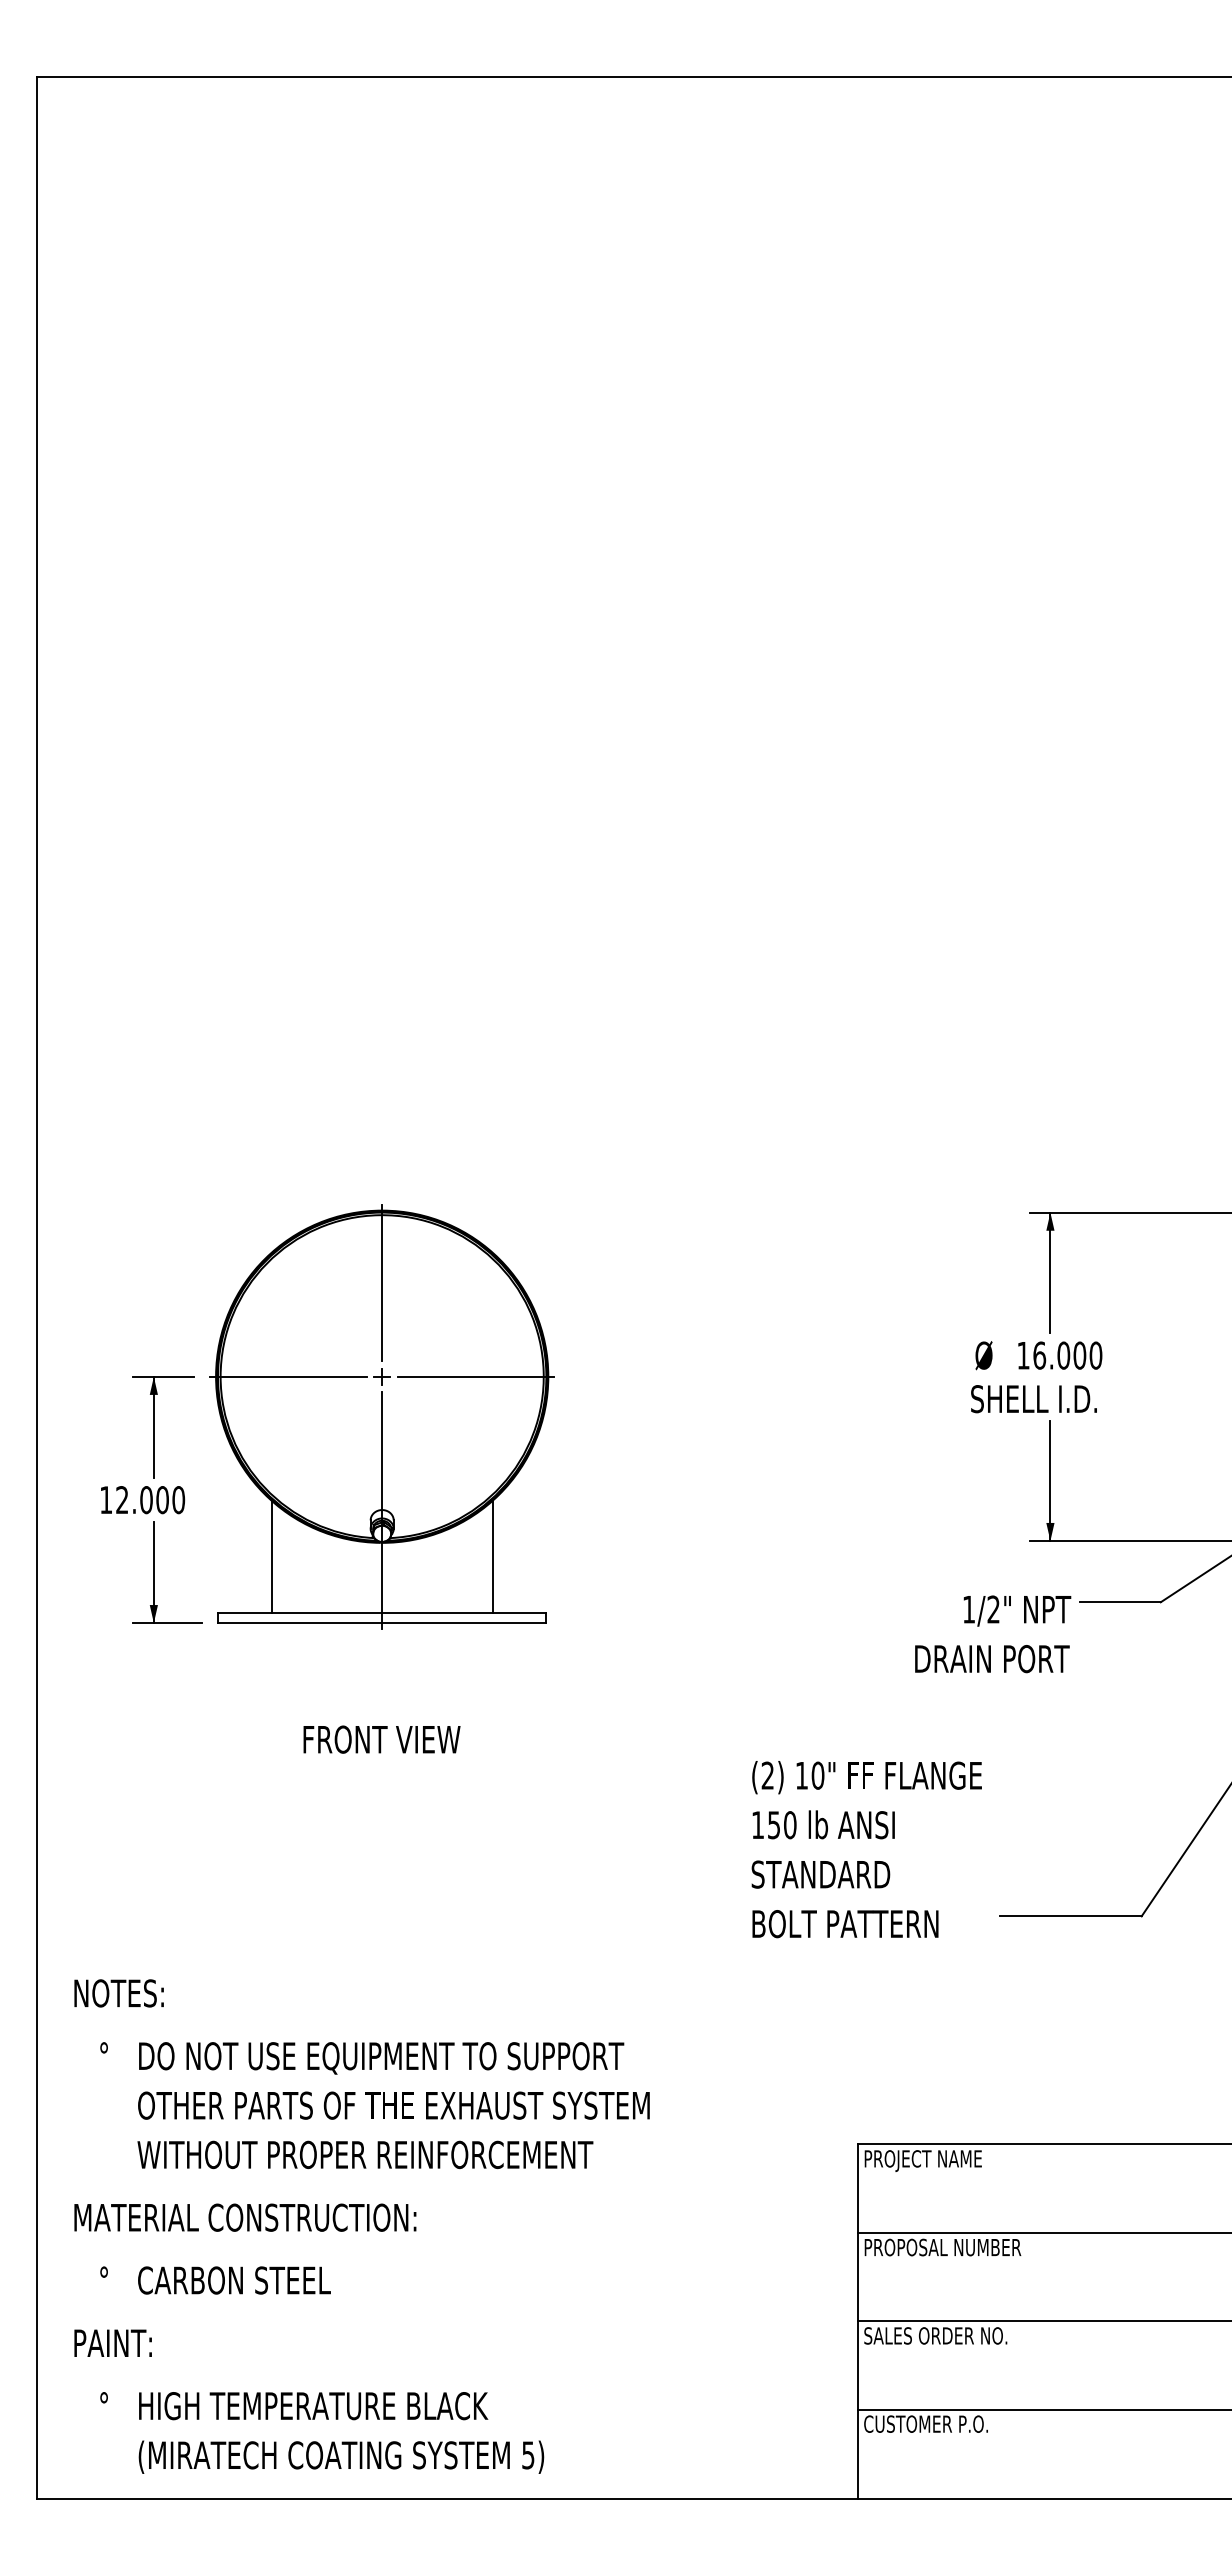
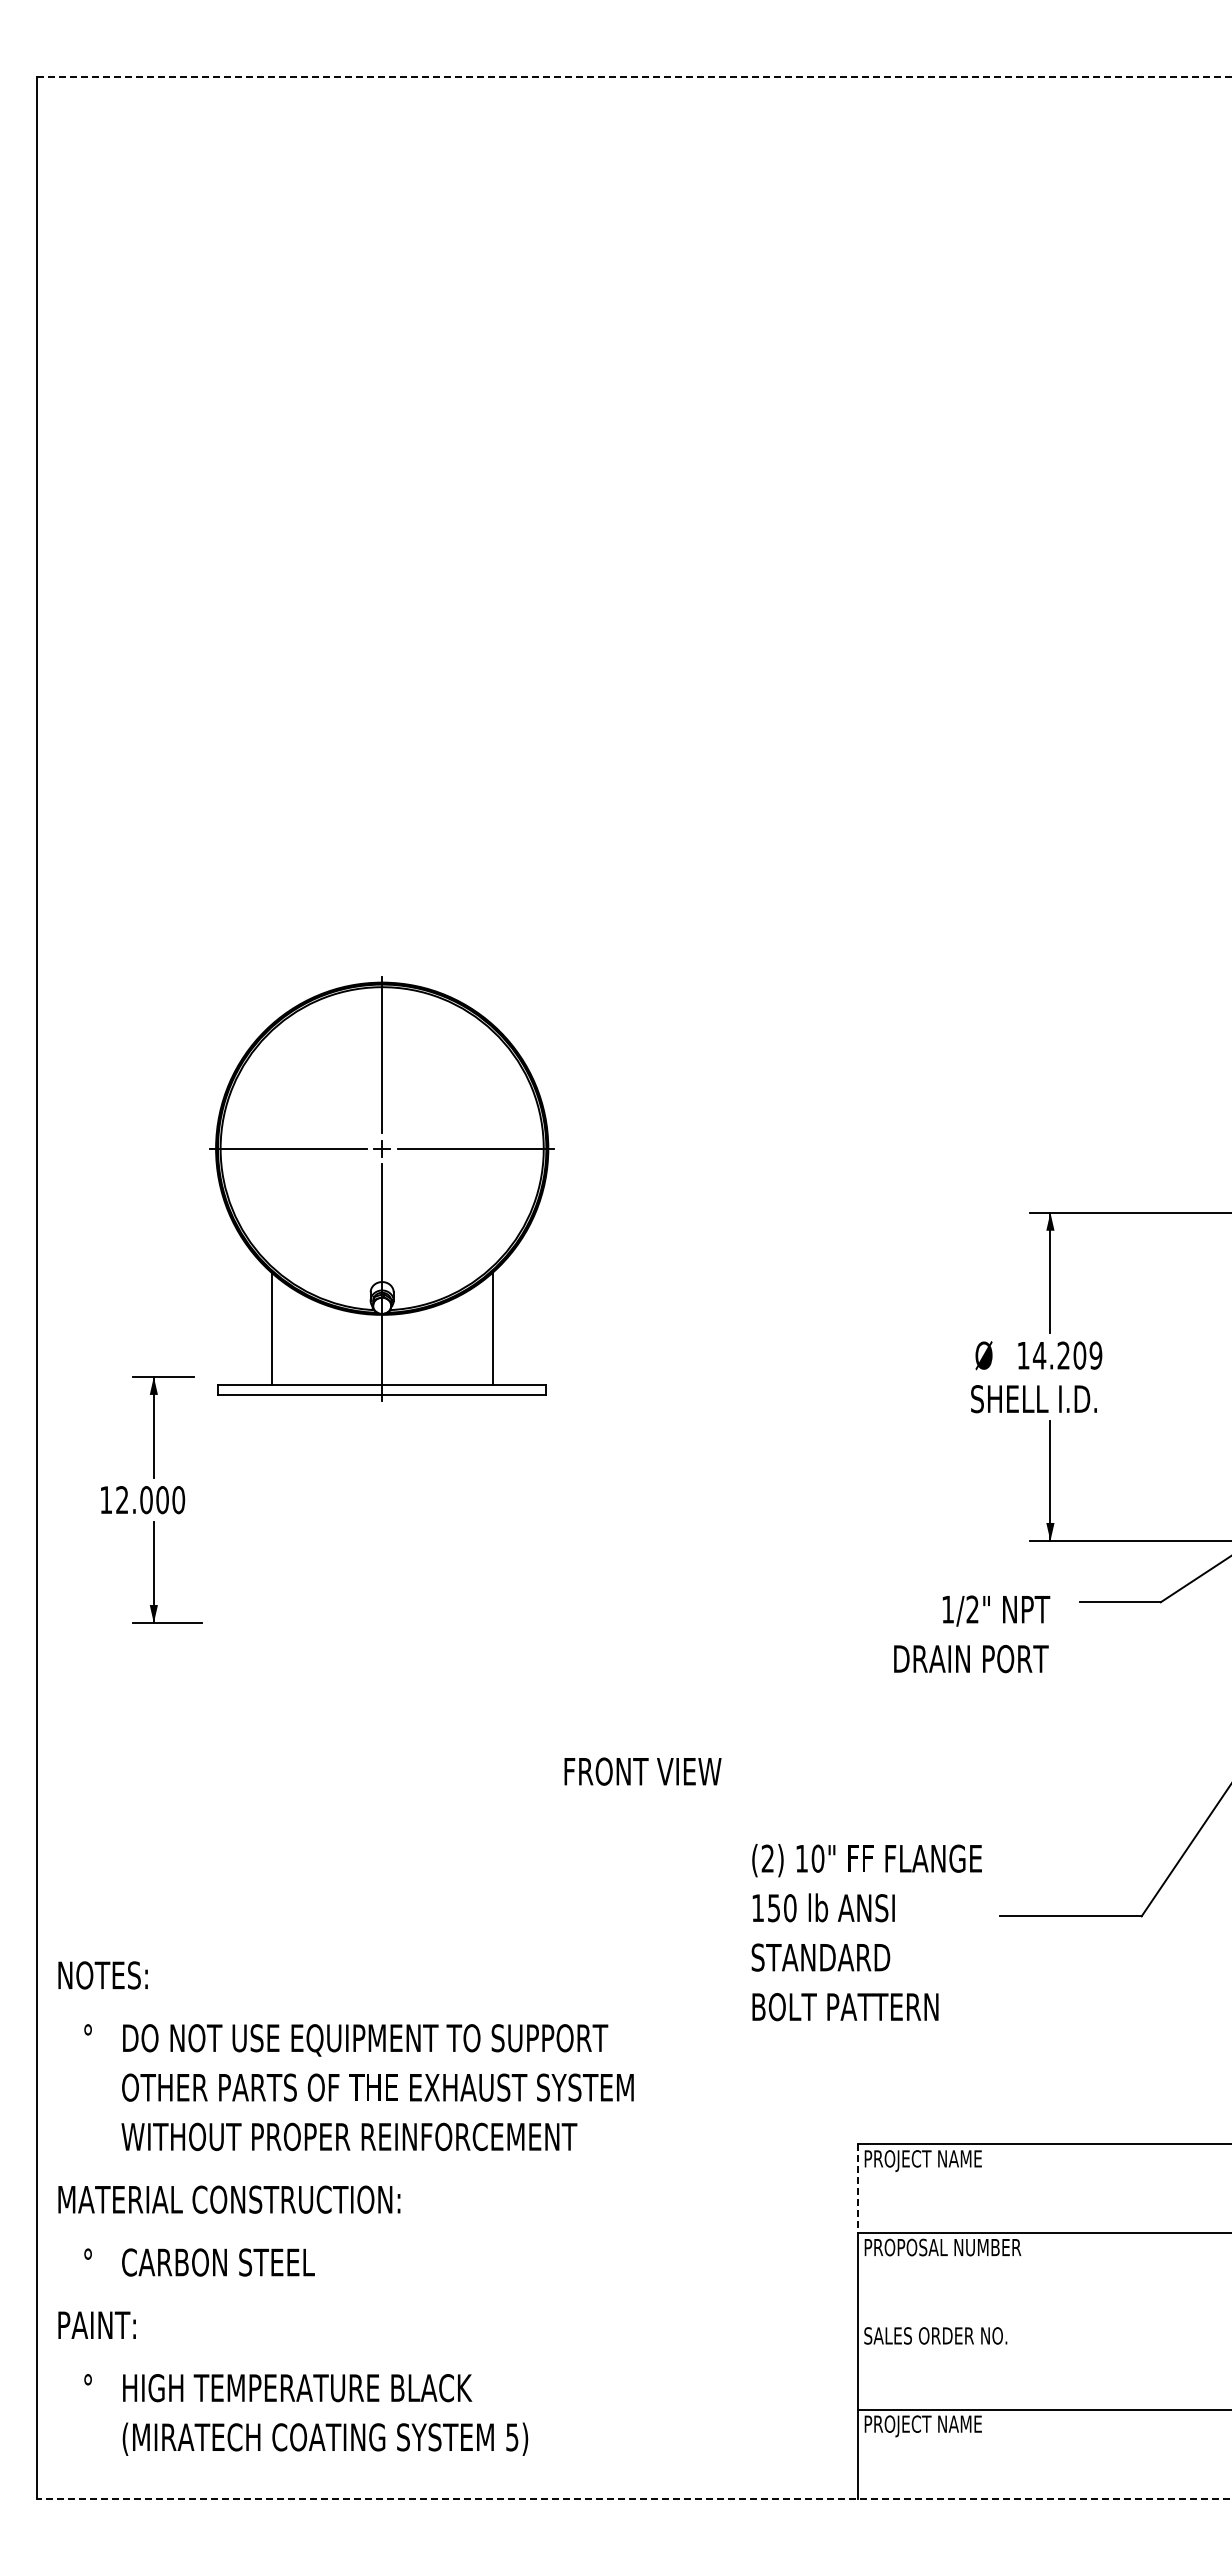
line: solid -> dashed (634, 77)
text: 16.000 -> 14.209 (1067, 1355)
part position: (381, 1416) -> (381, 1188) (381, 1188)
text position: (993, 1634) -> (972, 1634) (972, 1634)
text position: (381, 1739) -> (642, 1771) (642, 1771)
text position: (866, 1849) -> (866, 1932) (866, 1932)
line: solid -> dashed (857, 2188)
text position: (361, 2226) -> (345, 2208) (345, 2208)
line: present -> none (1042, 2321)
text: CUSTOMER P.O. -> PROJECT NAME (925, 2426)
line: solid -> dashed (633, 2498)
